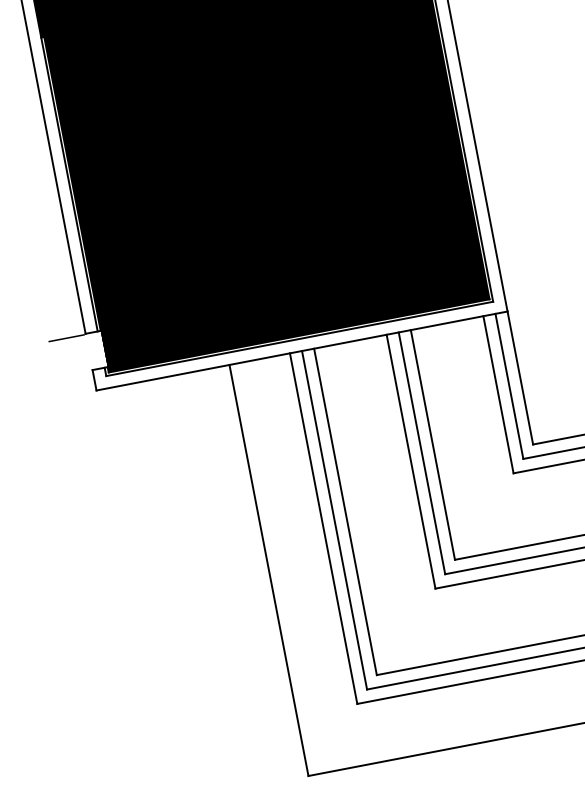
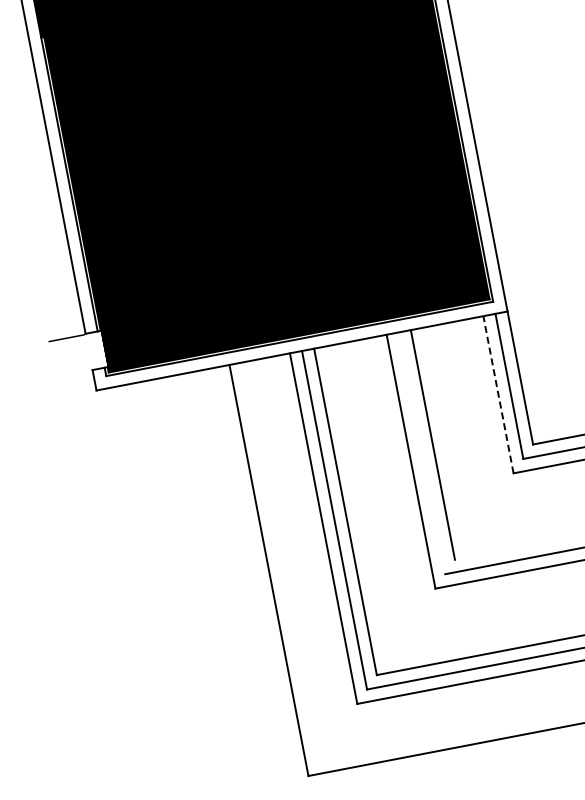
line: solid -> dashed (498, 394)
line: present -> none (421, 453)
line: present -> none (517, 547)
